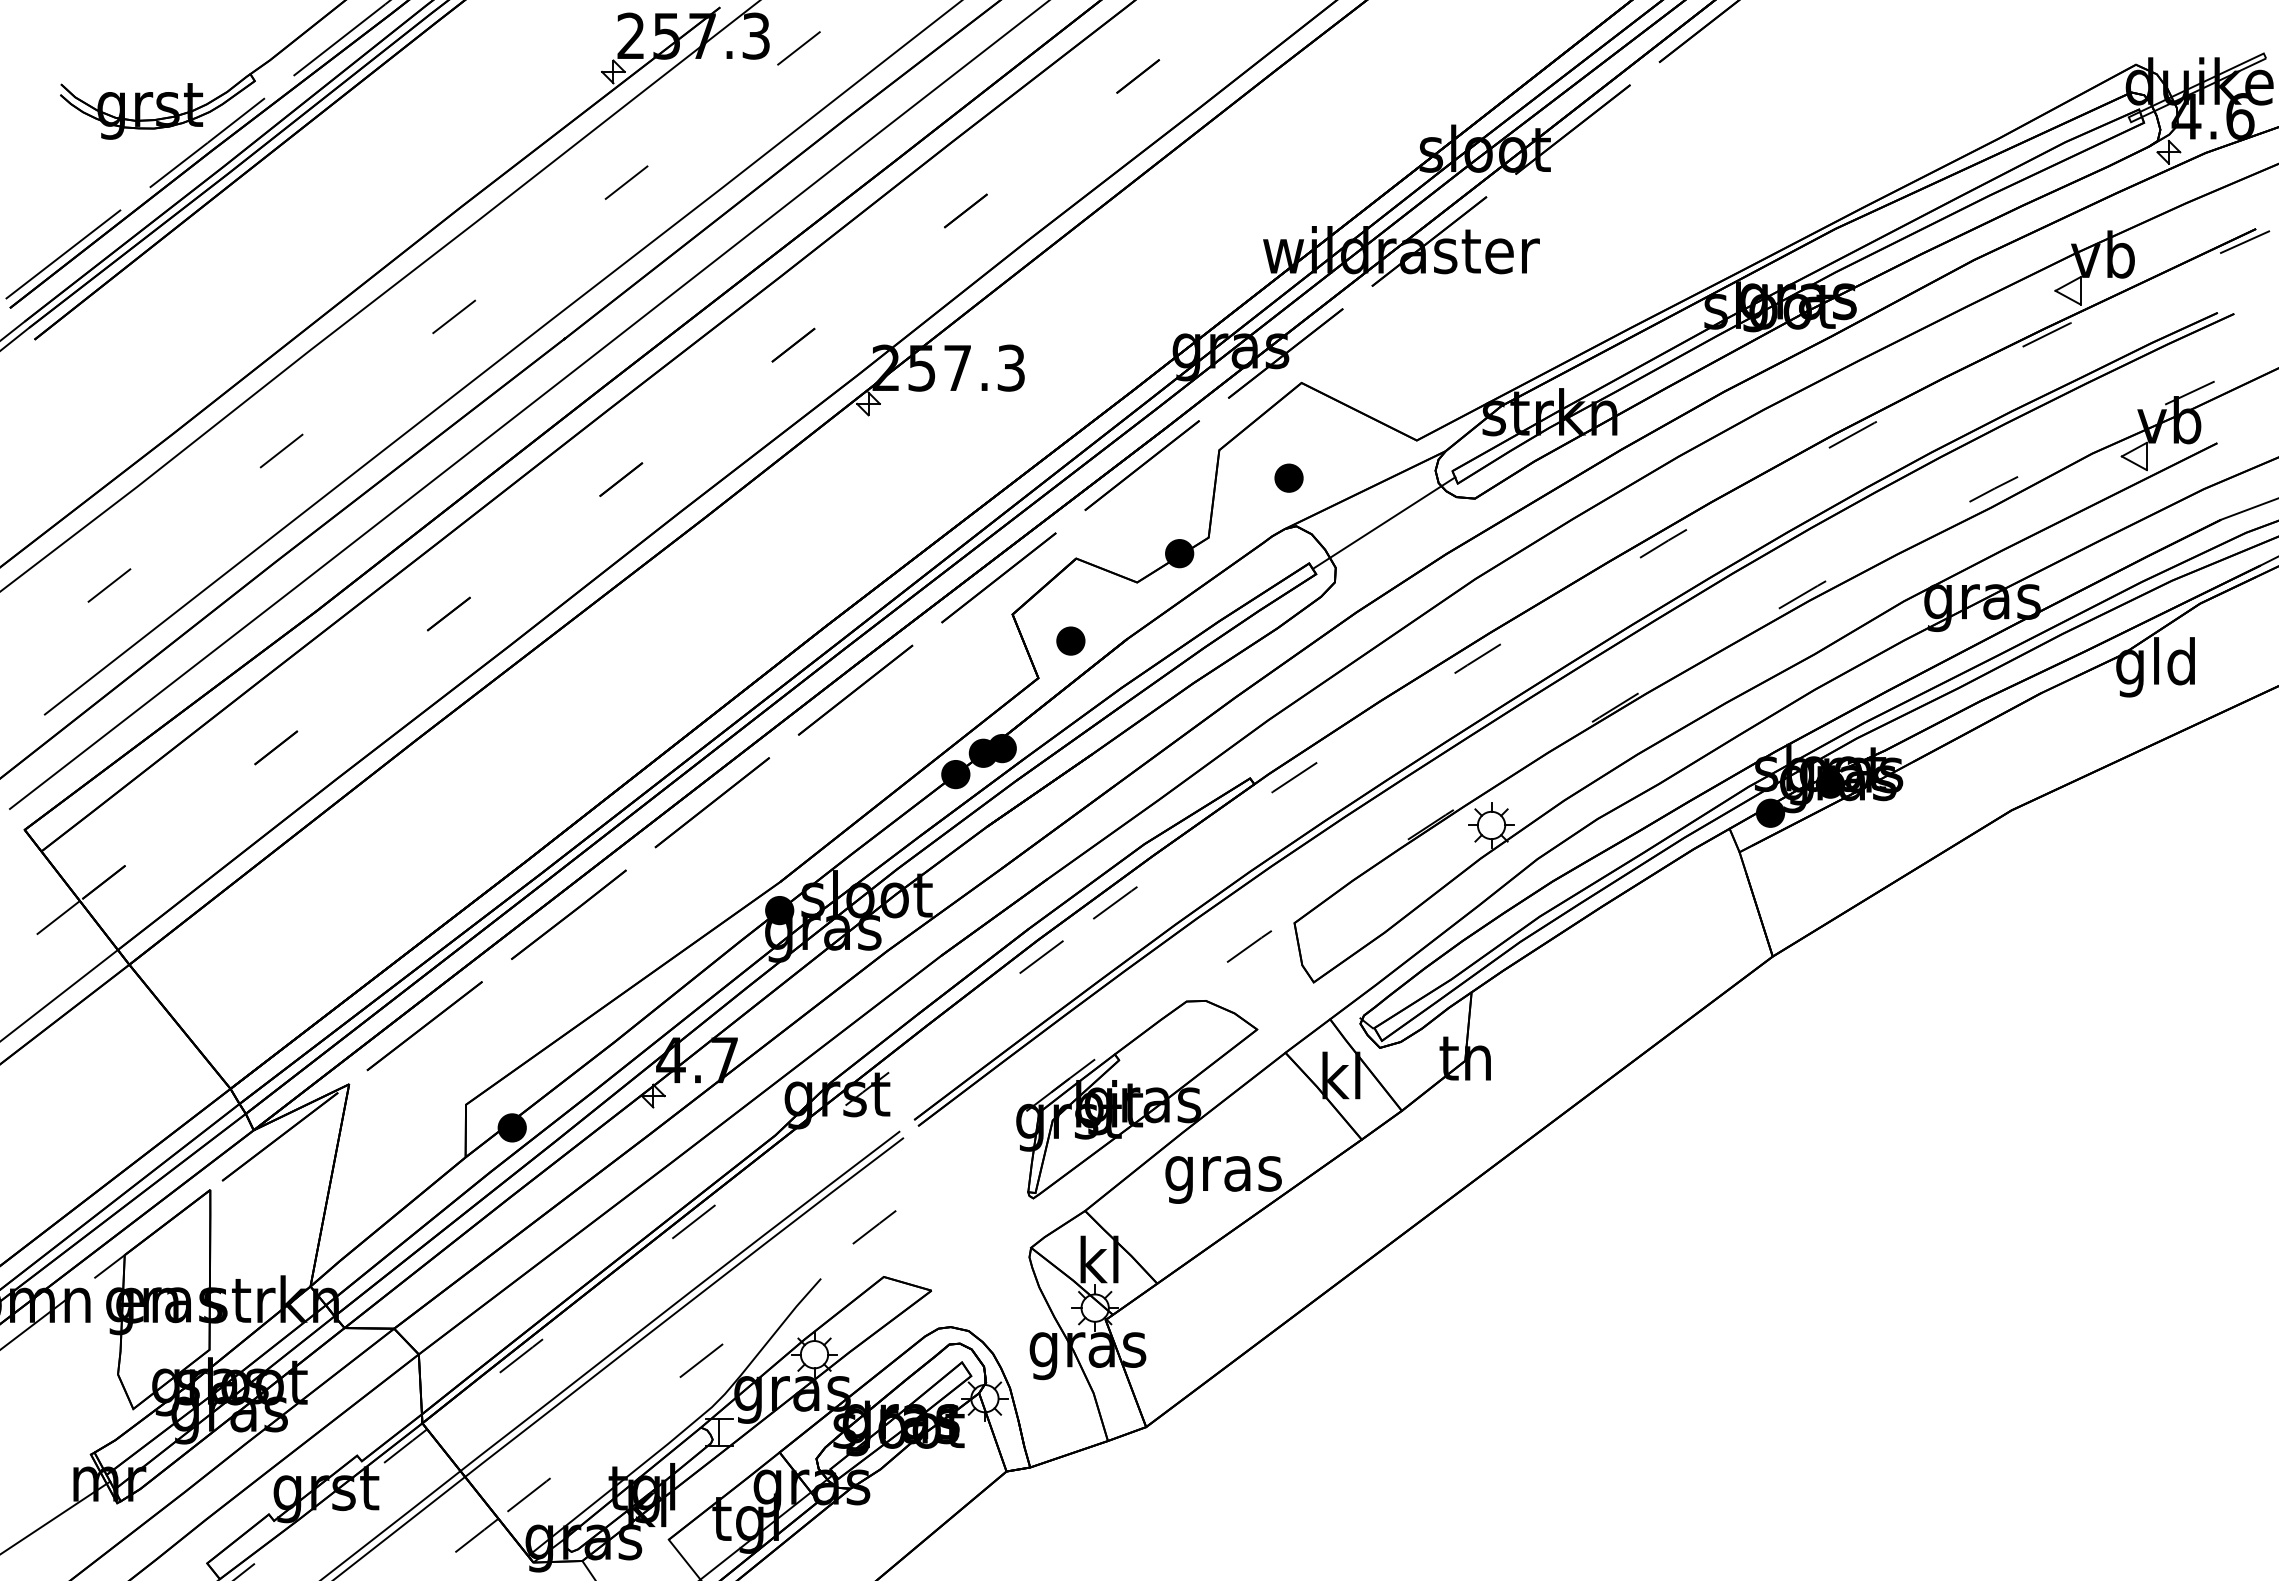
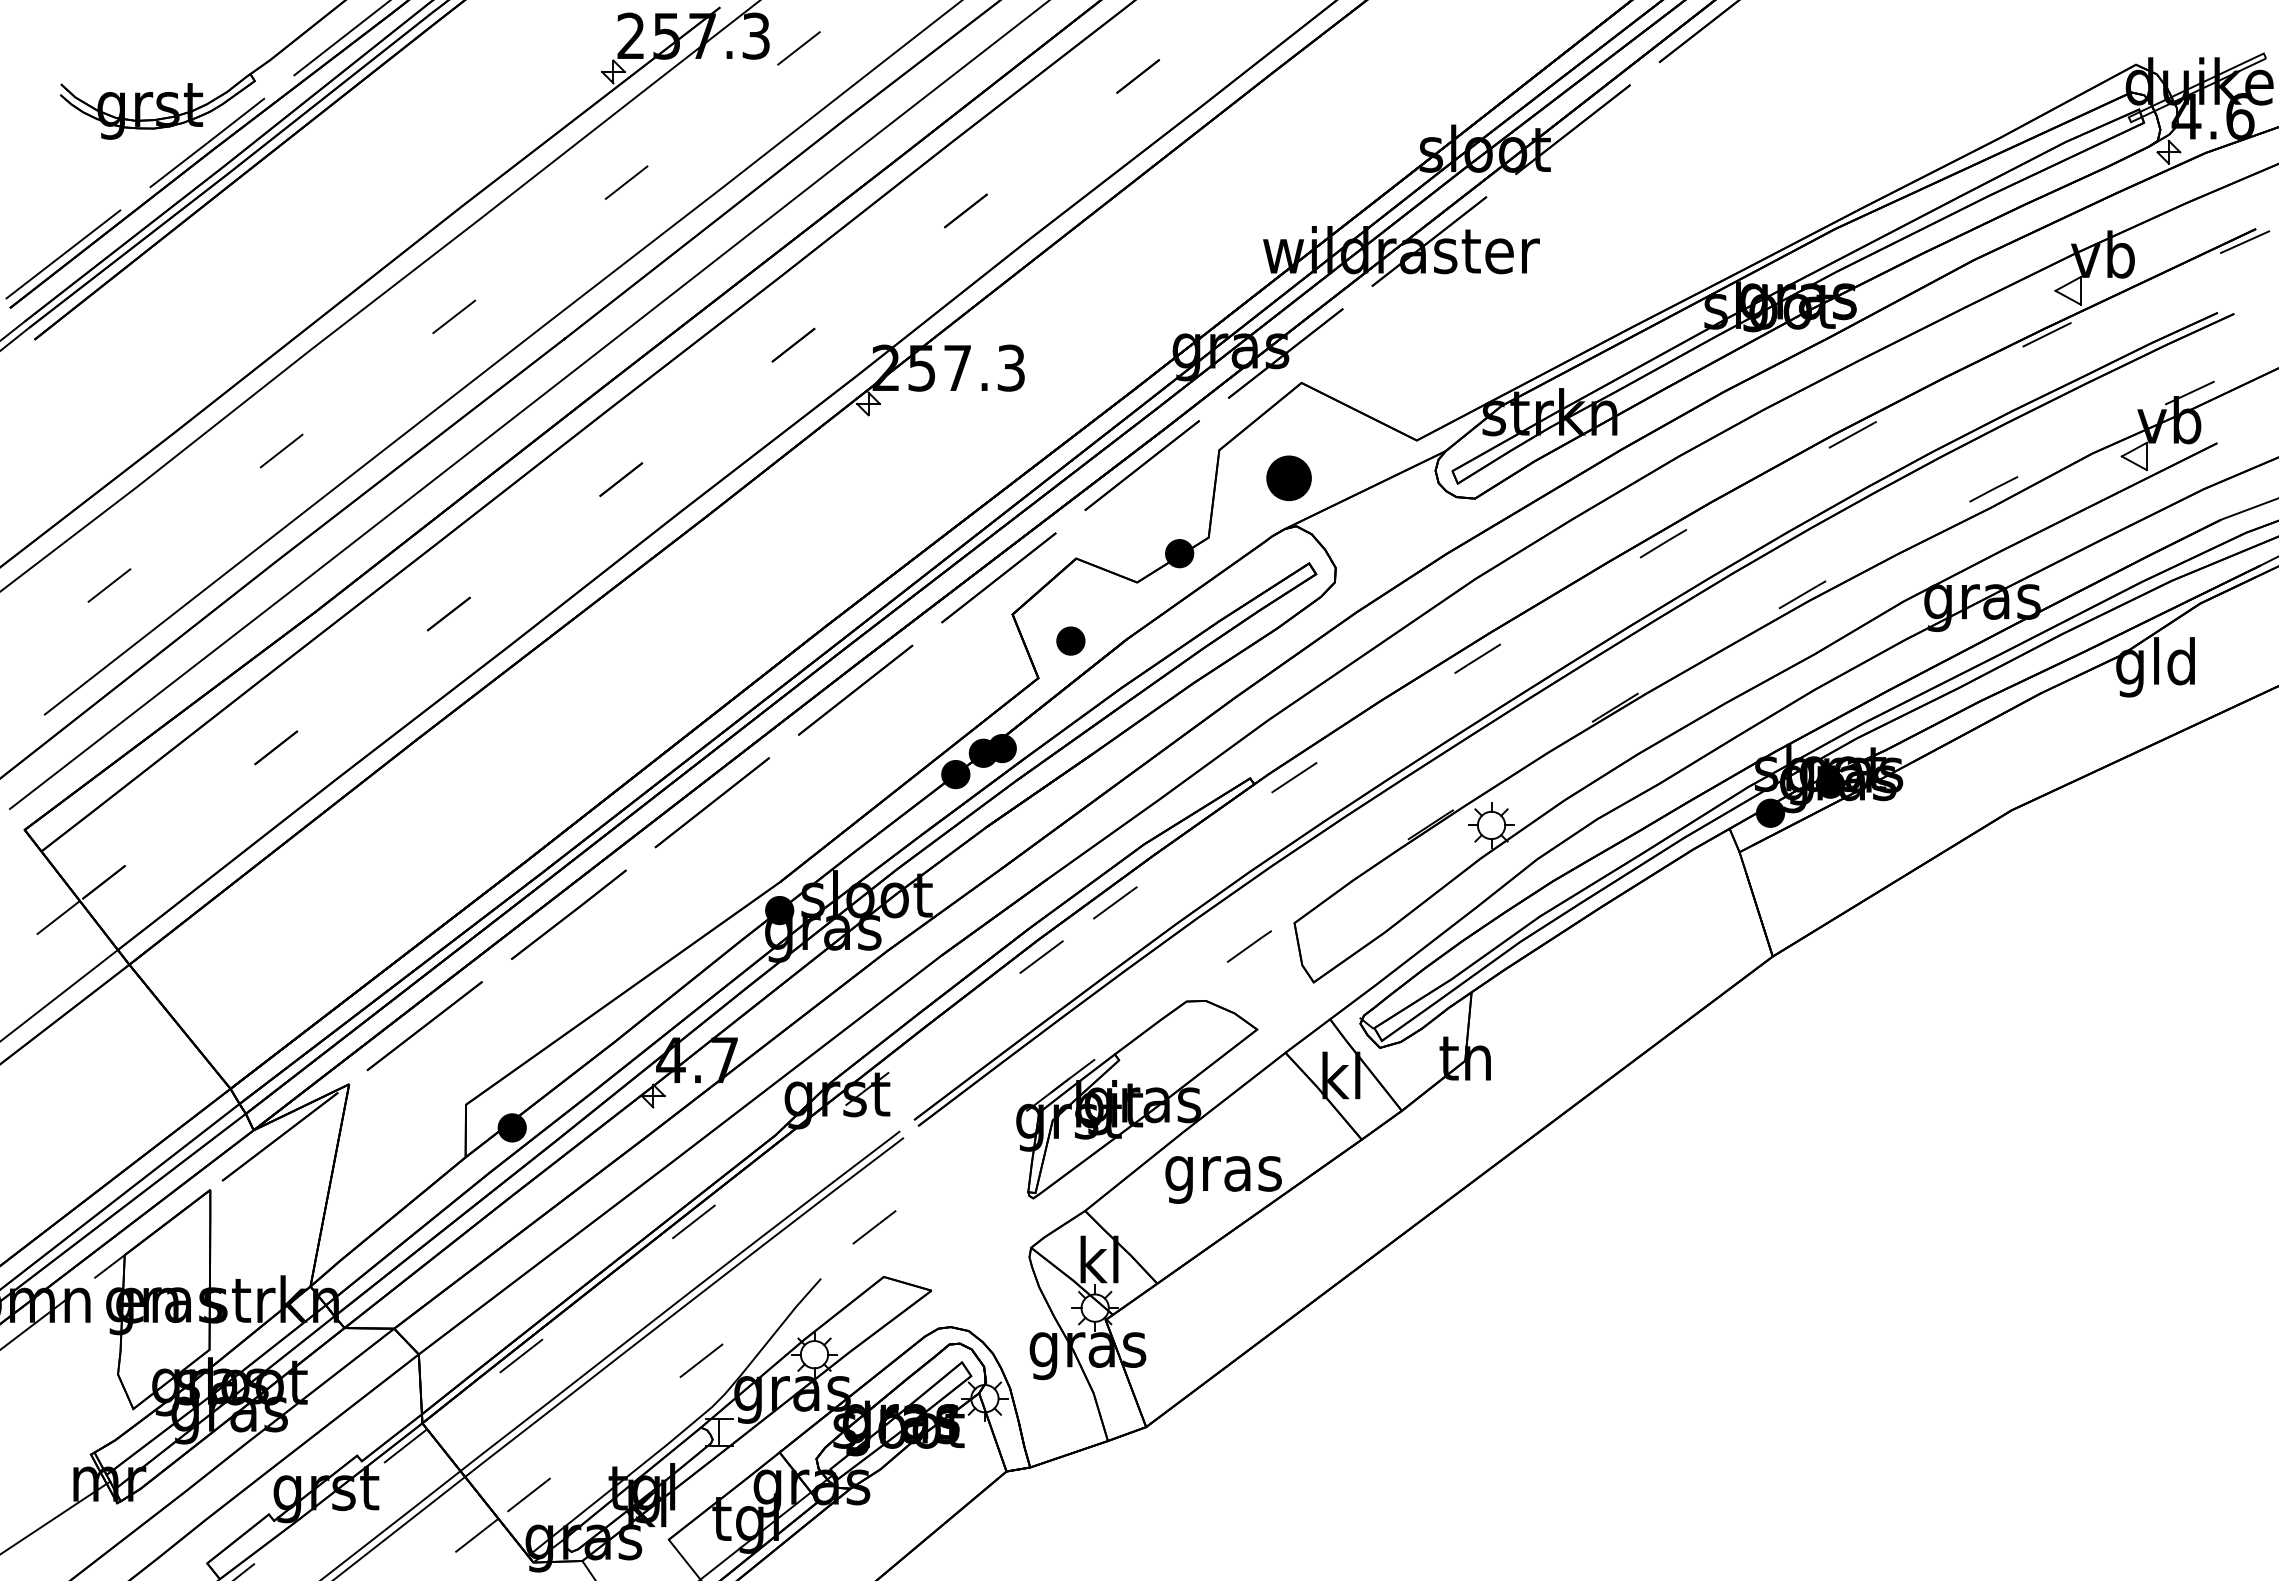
part size: 30x30 px -> 46x47 px (1288, 478)
line: present -> none (1383, 522)
